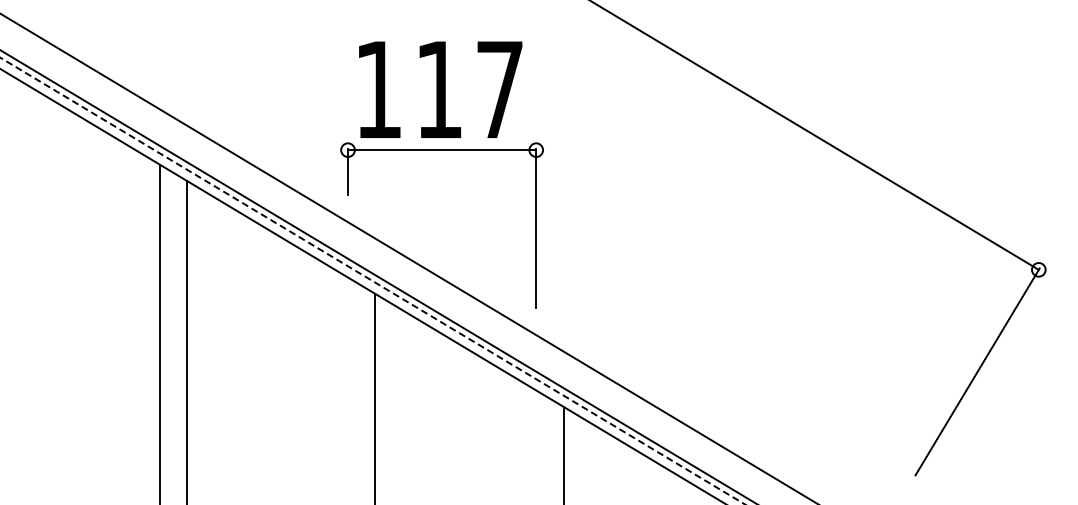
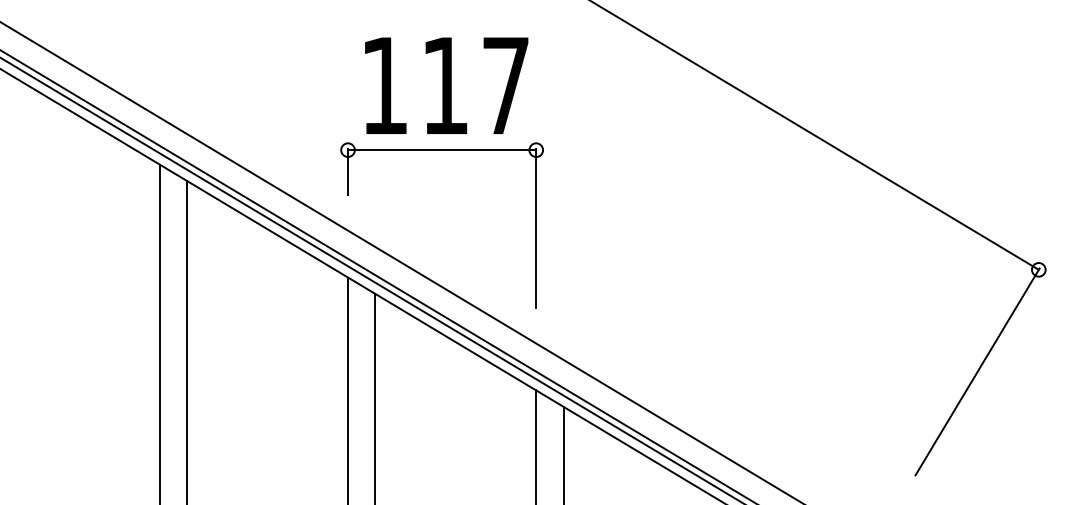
text position: (440, 89) -> (446, 85) (446, 85)
line position: (407, 257) -> (400, 262) (400, 262)
line: dashed -> solid (372, 281)
line: none -> present (348, 389)
line: none -> present (536, 445)
